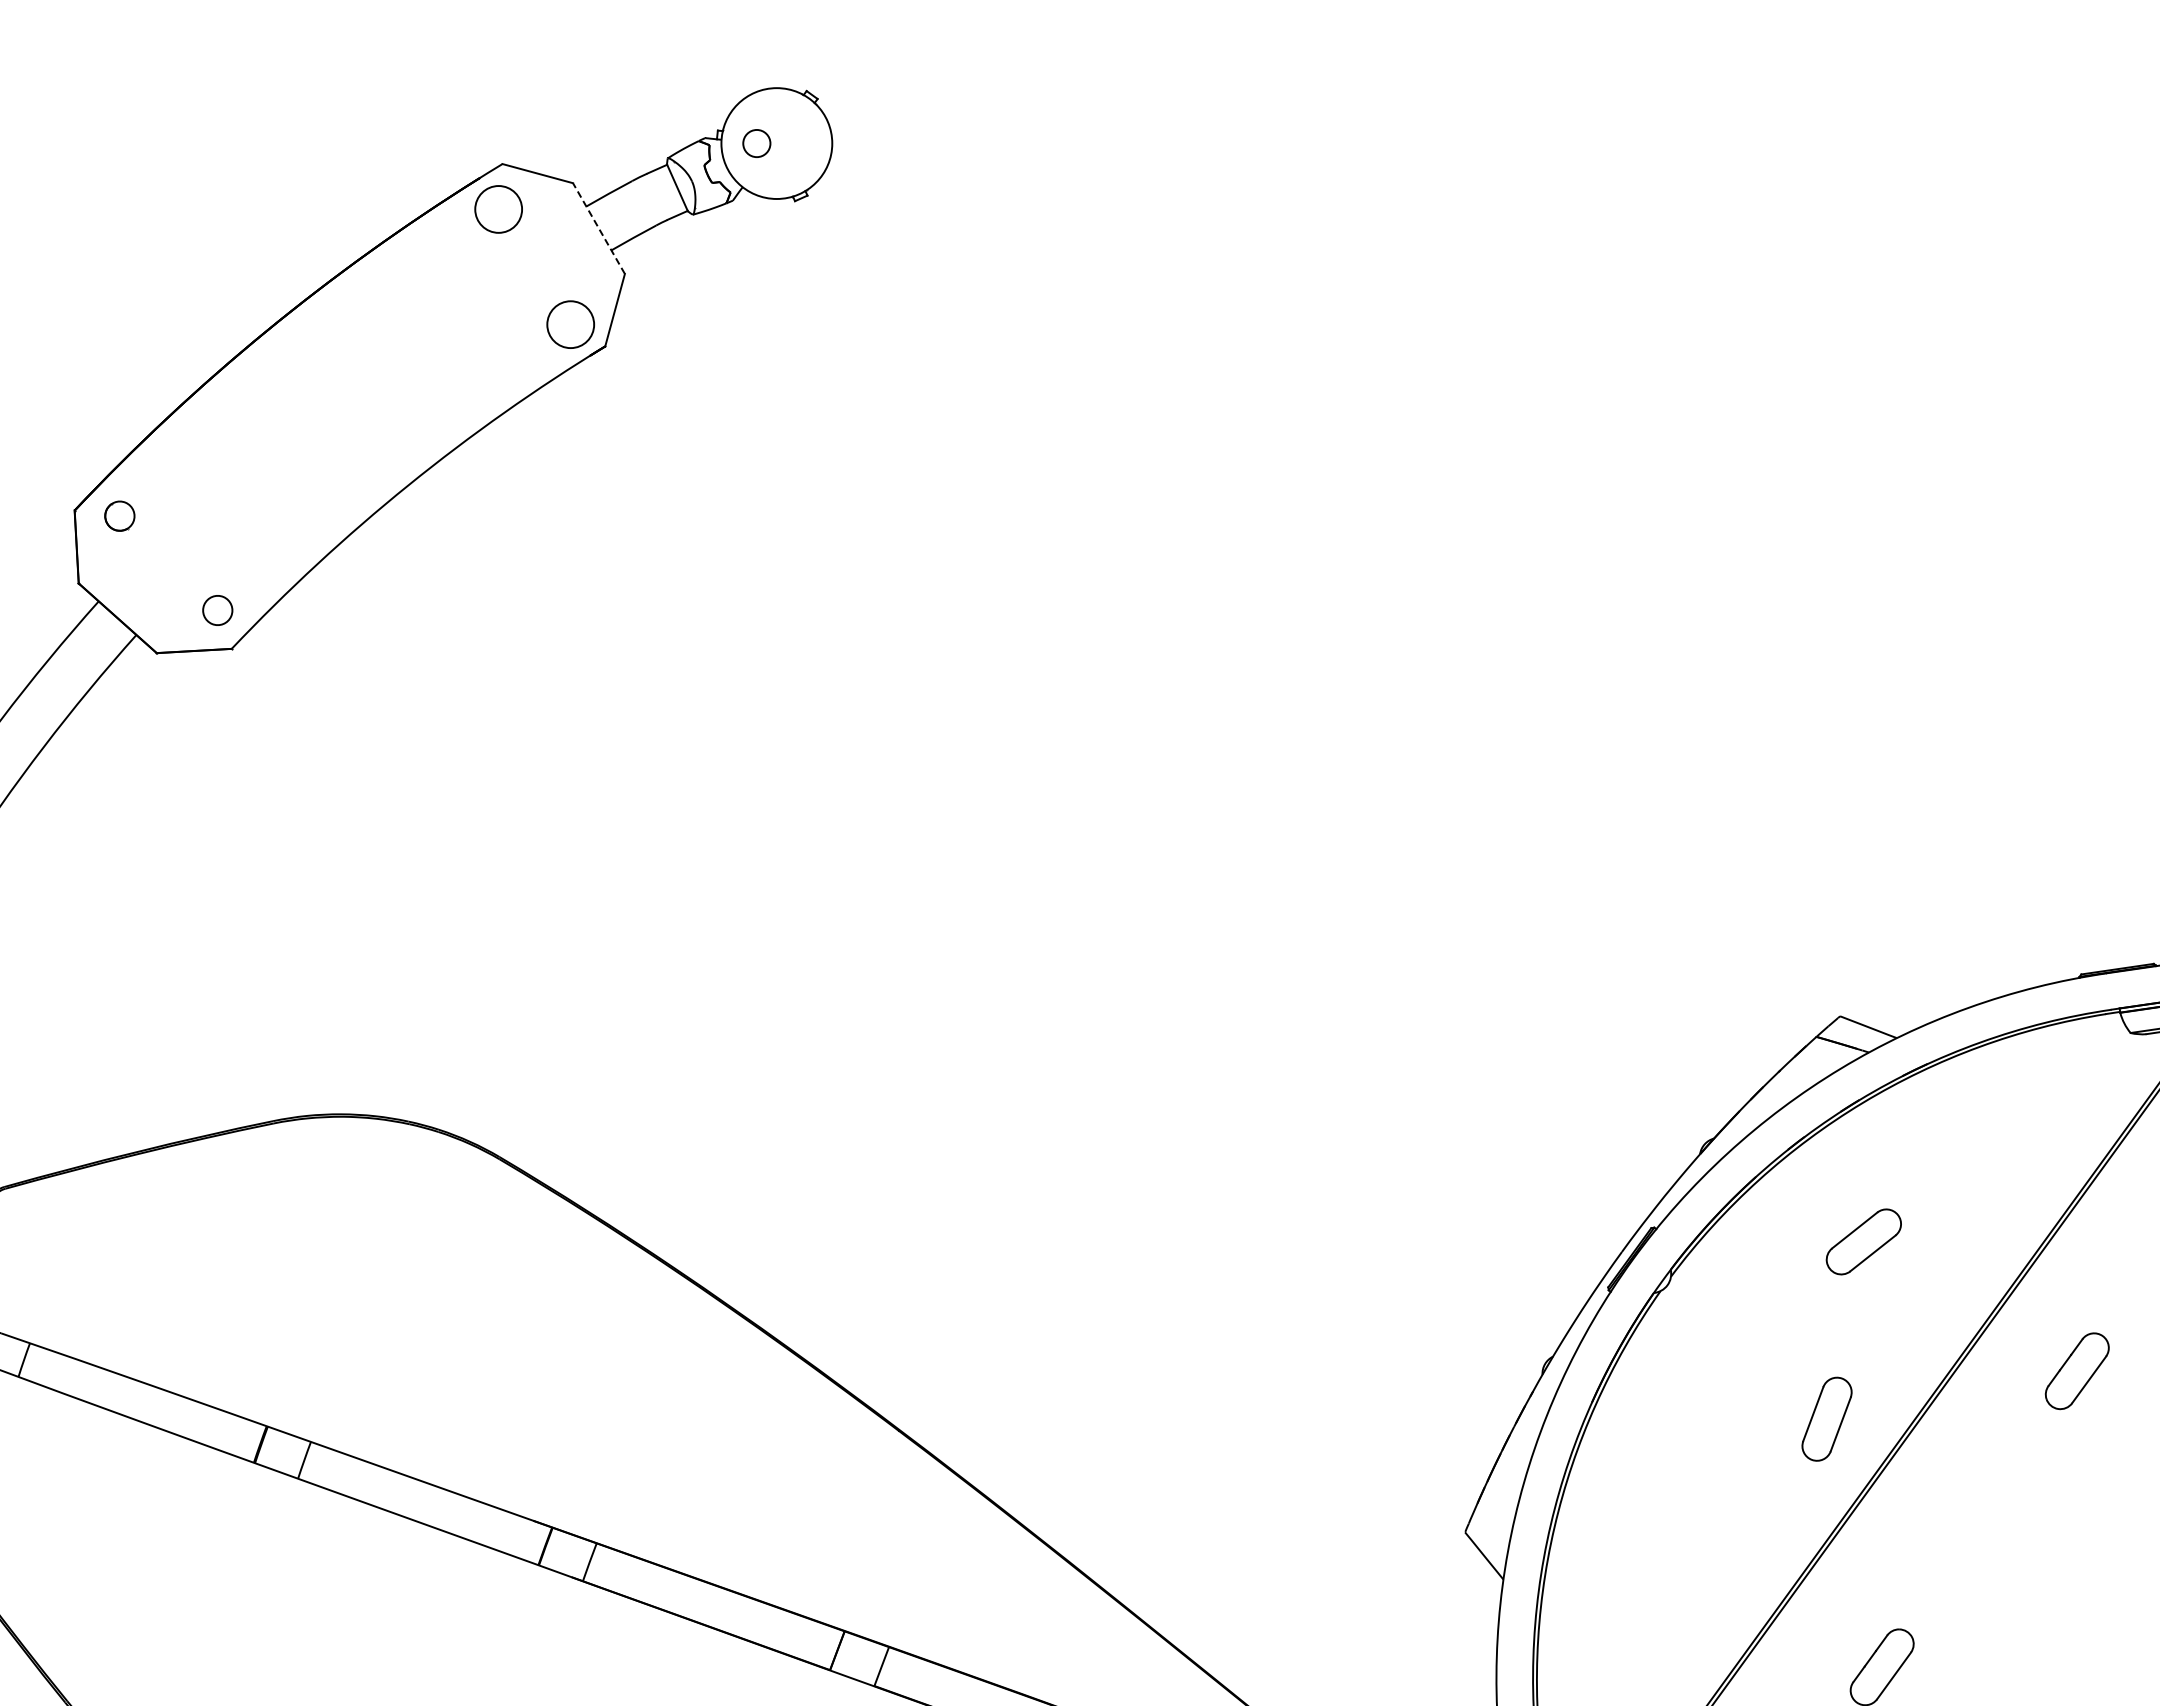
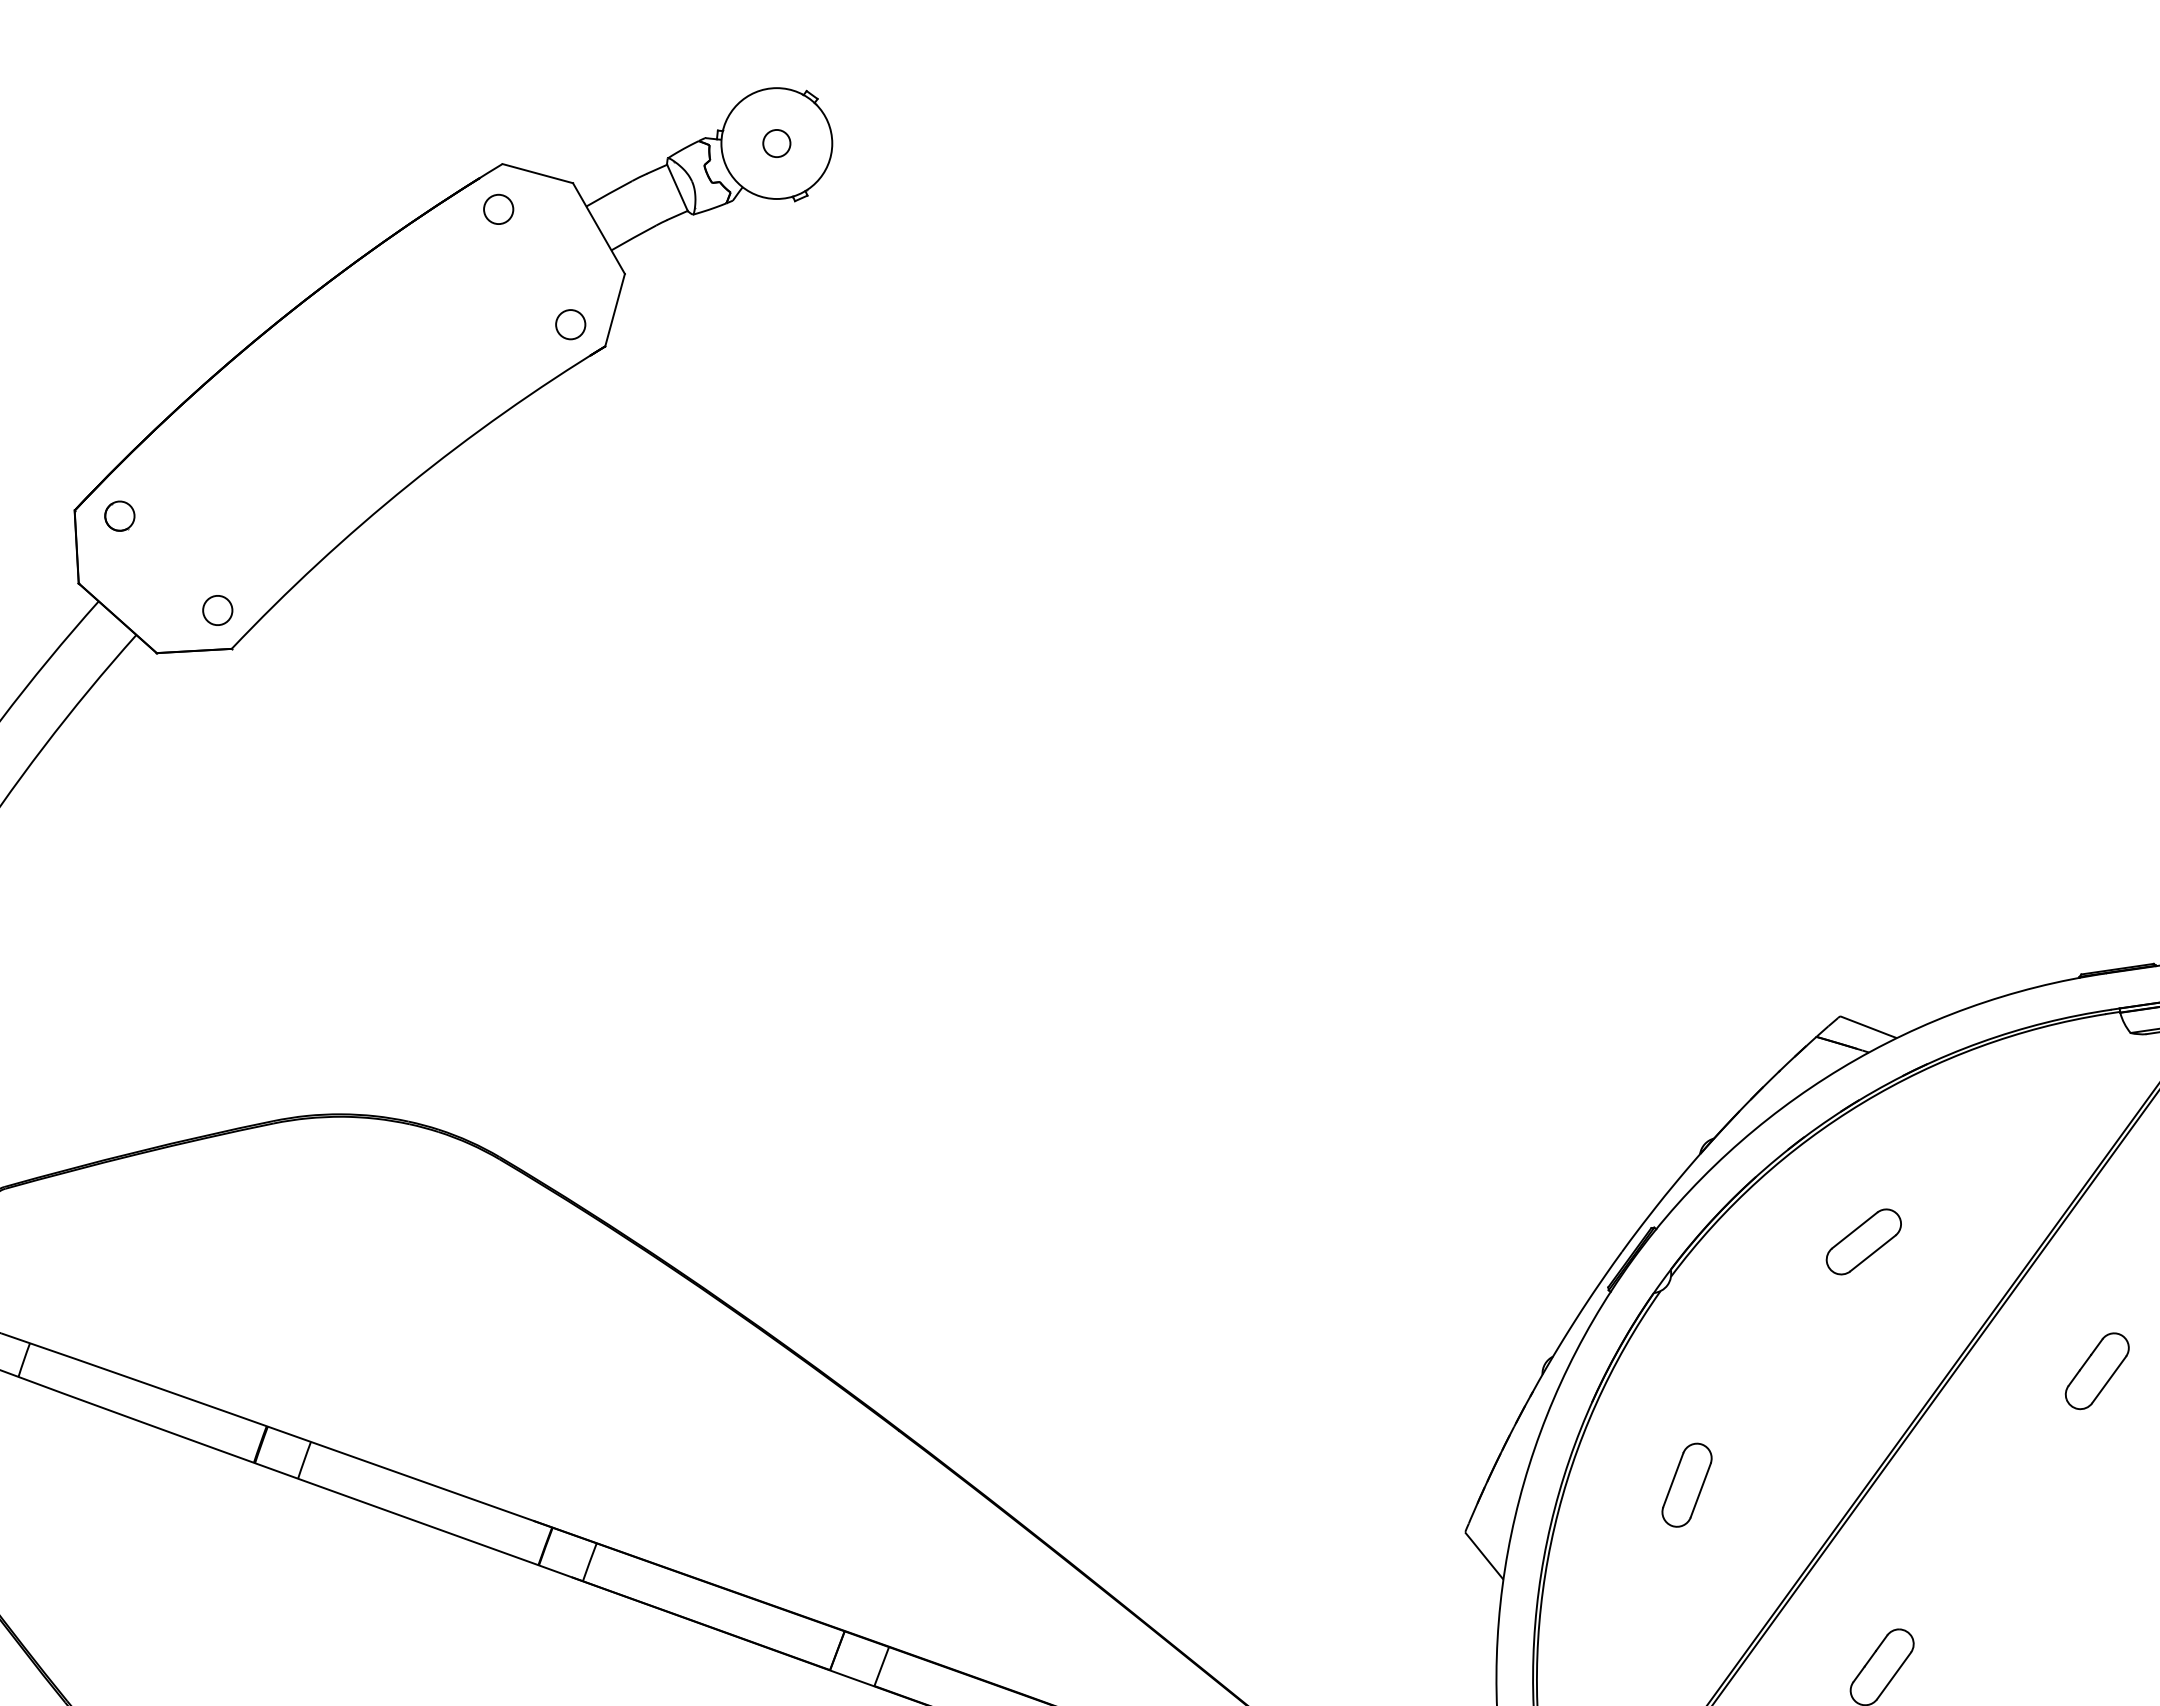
circle position: (756, 143) -> (776, 143) (776, 143)
circle diameter: 47 px -> 29 px (498, 209)
line: dashed -> solid (598, 228)
circle diameter: 47 px -> 29 px (570, 324)
part position: (2076, 1371) -> (2096, 1371) (2096, 1371)
part position: (1826, 1418) -> (1686, 1484) (1686, 1484)
